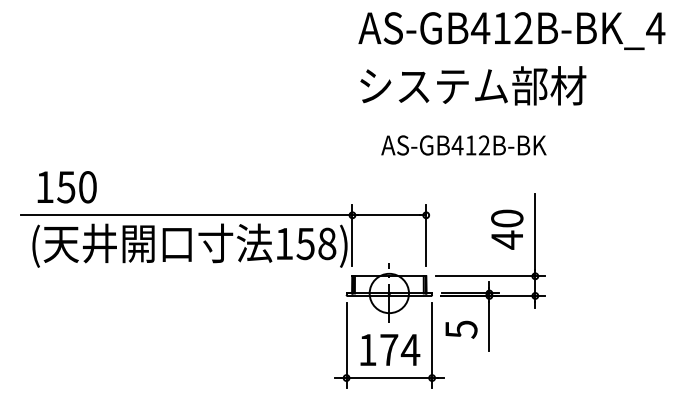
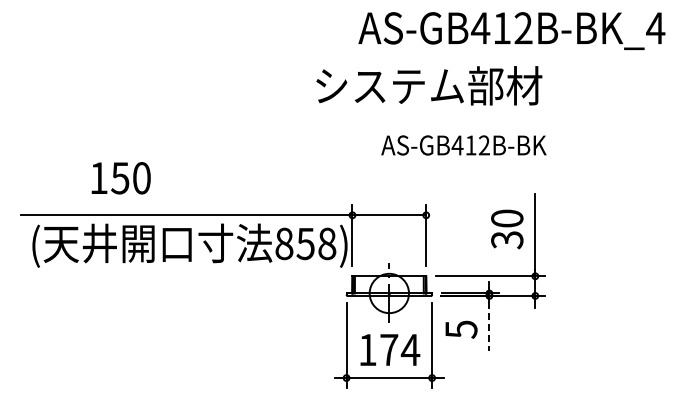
text position: (473, 85) -> (429, 85) (429, 85)
text position: (66, 187) -> (120, 178) (120, 178)
text: 40 -> 30 (507, 239)
text: 158) -> 858) (284, 243)
line: solid -> dashed (489, 326)
